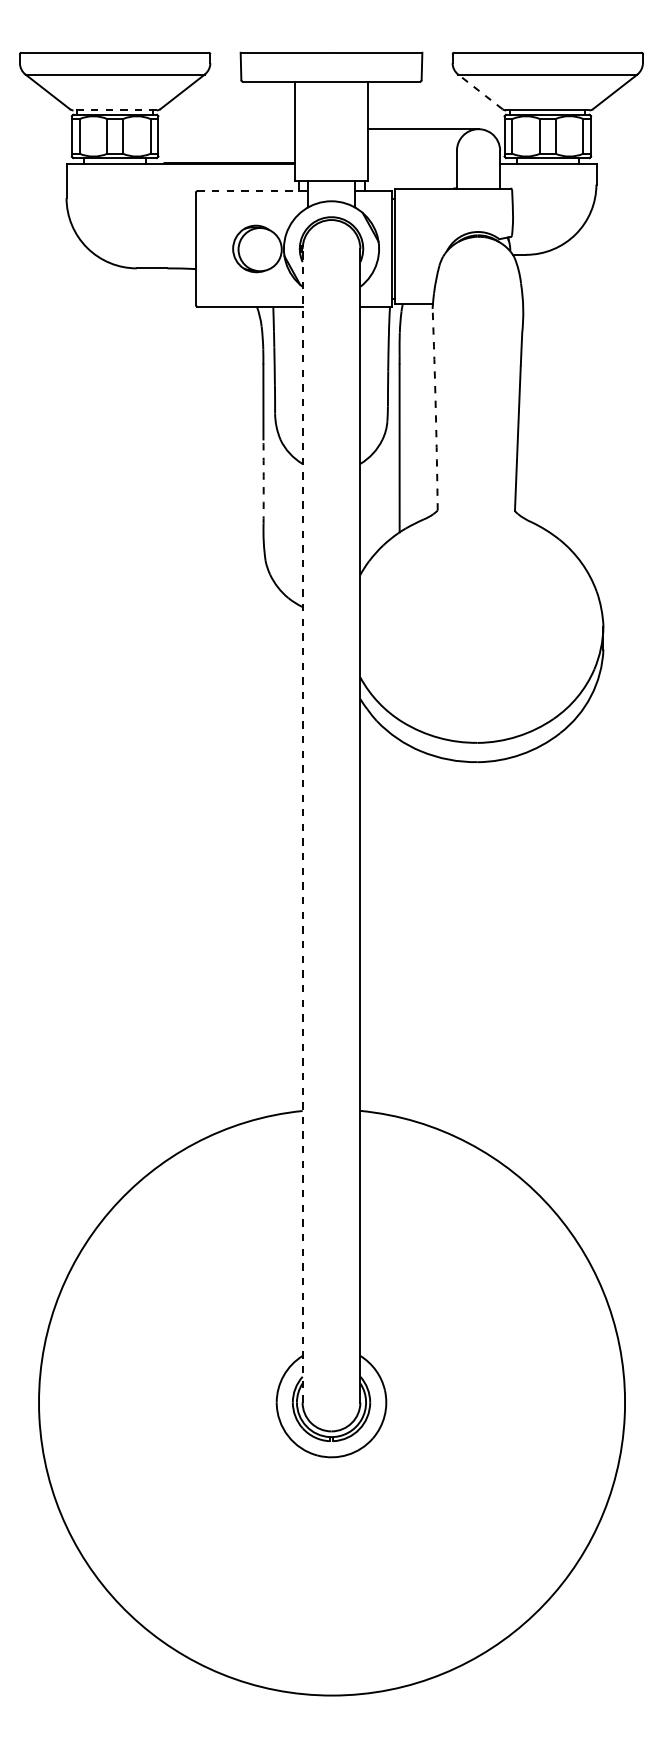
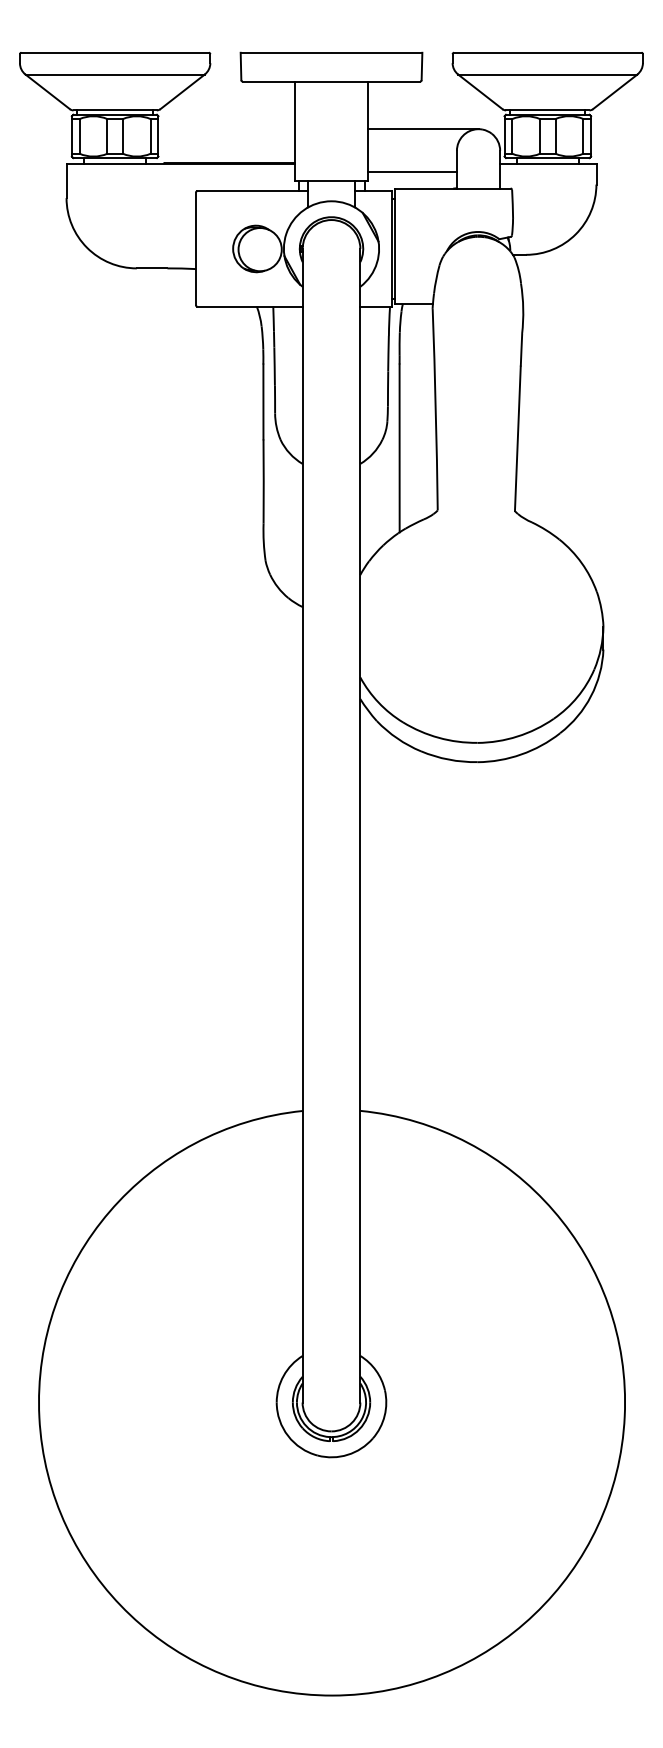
line: dashed -> solid (479, 91)
line: dashed -> solid (115, 110)
line: none -> present (411, 172)
line: dashed -> solid (252, 191)
arc: dashed -> solid (435, 409)
arc: dashed -> solid (263, 481)
line: dashed -> solid (302, 825)
